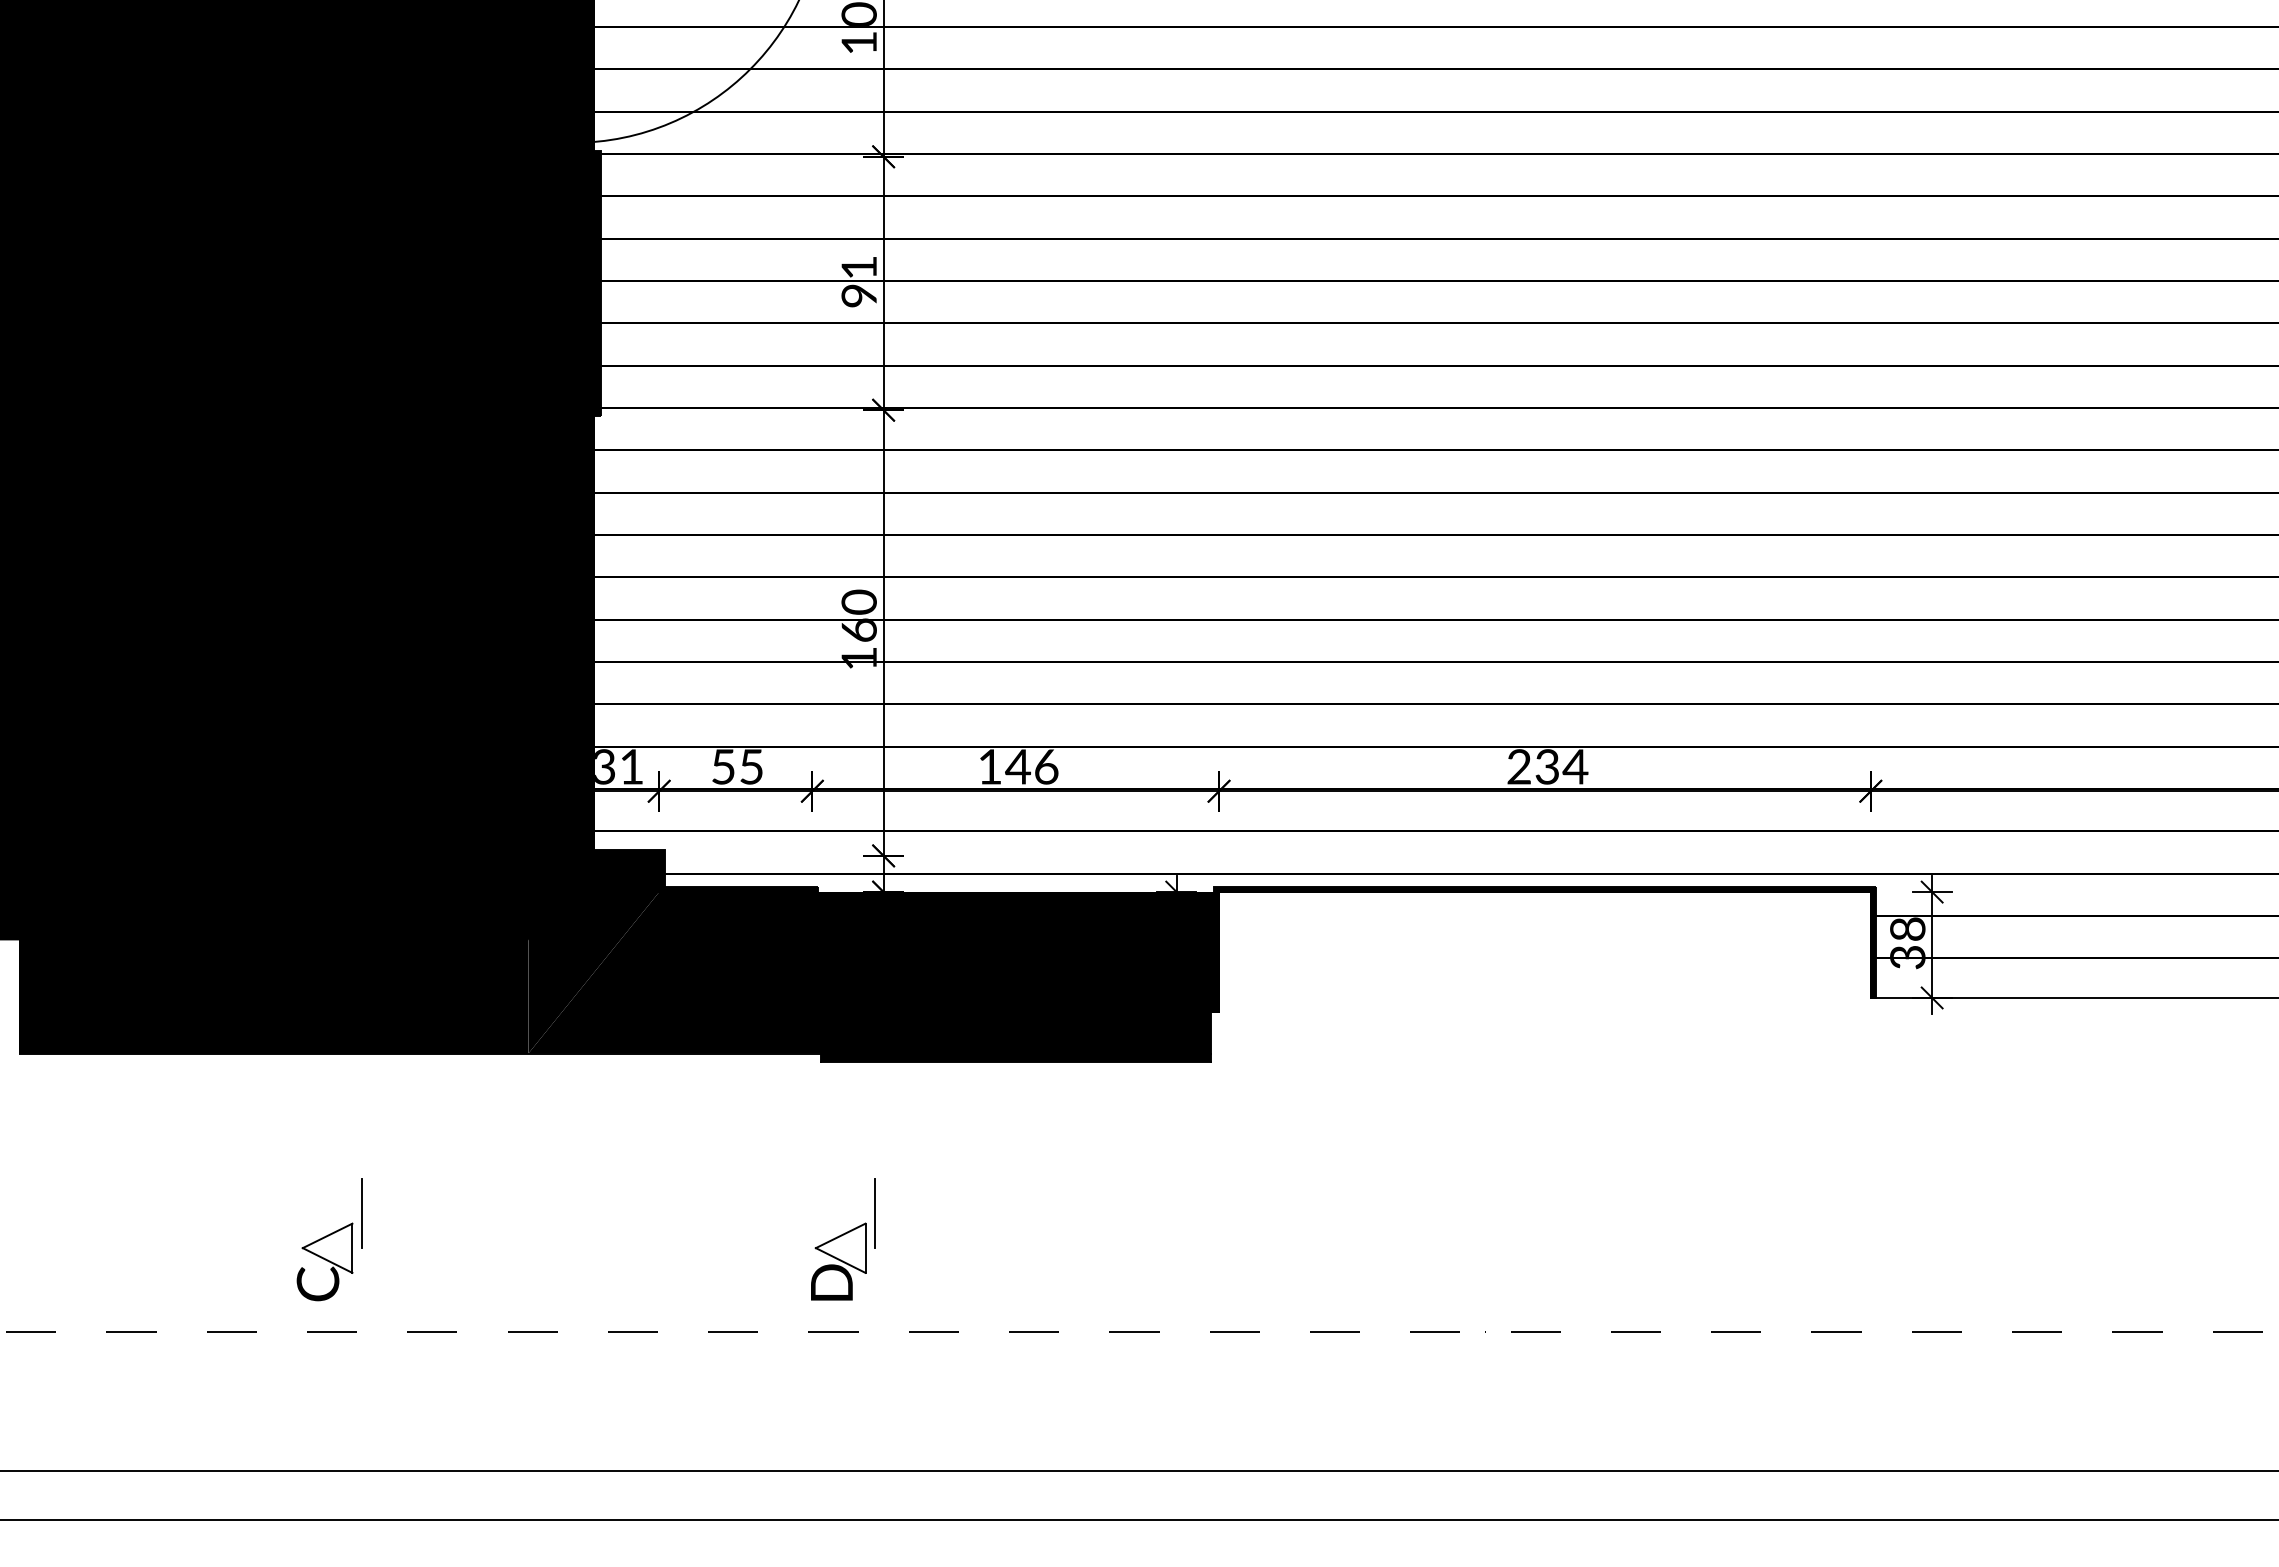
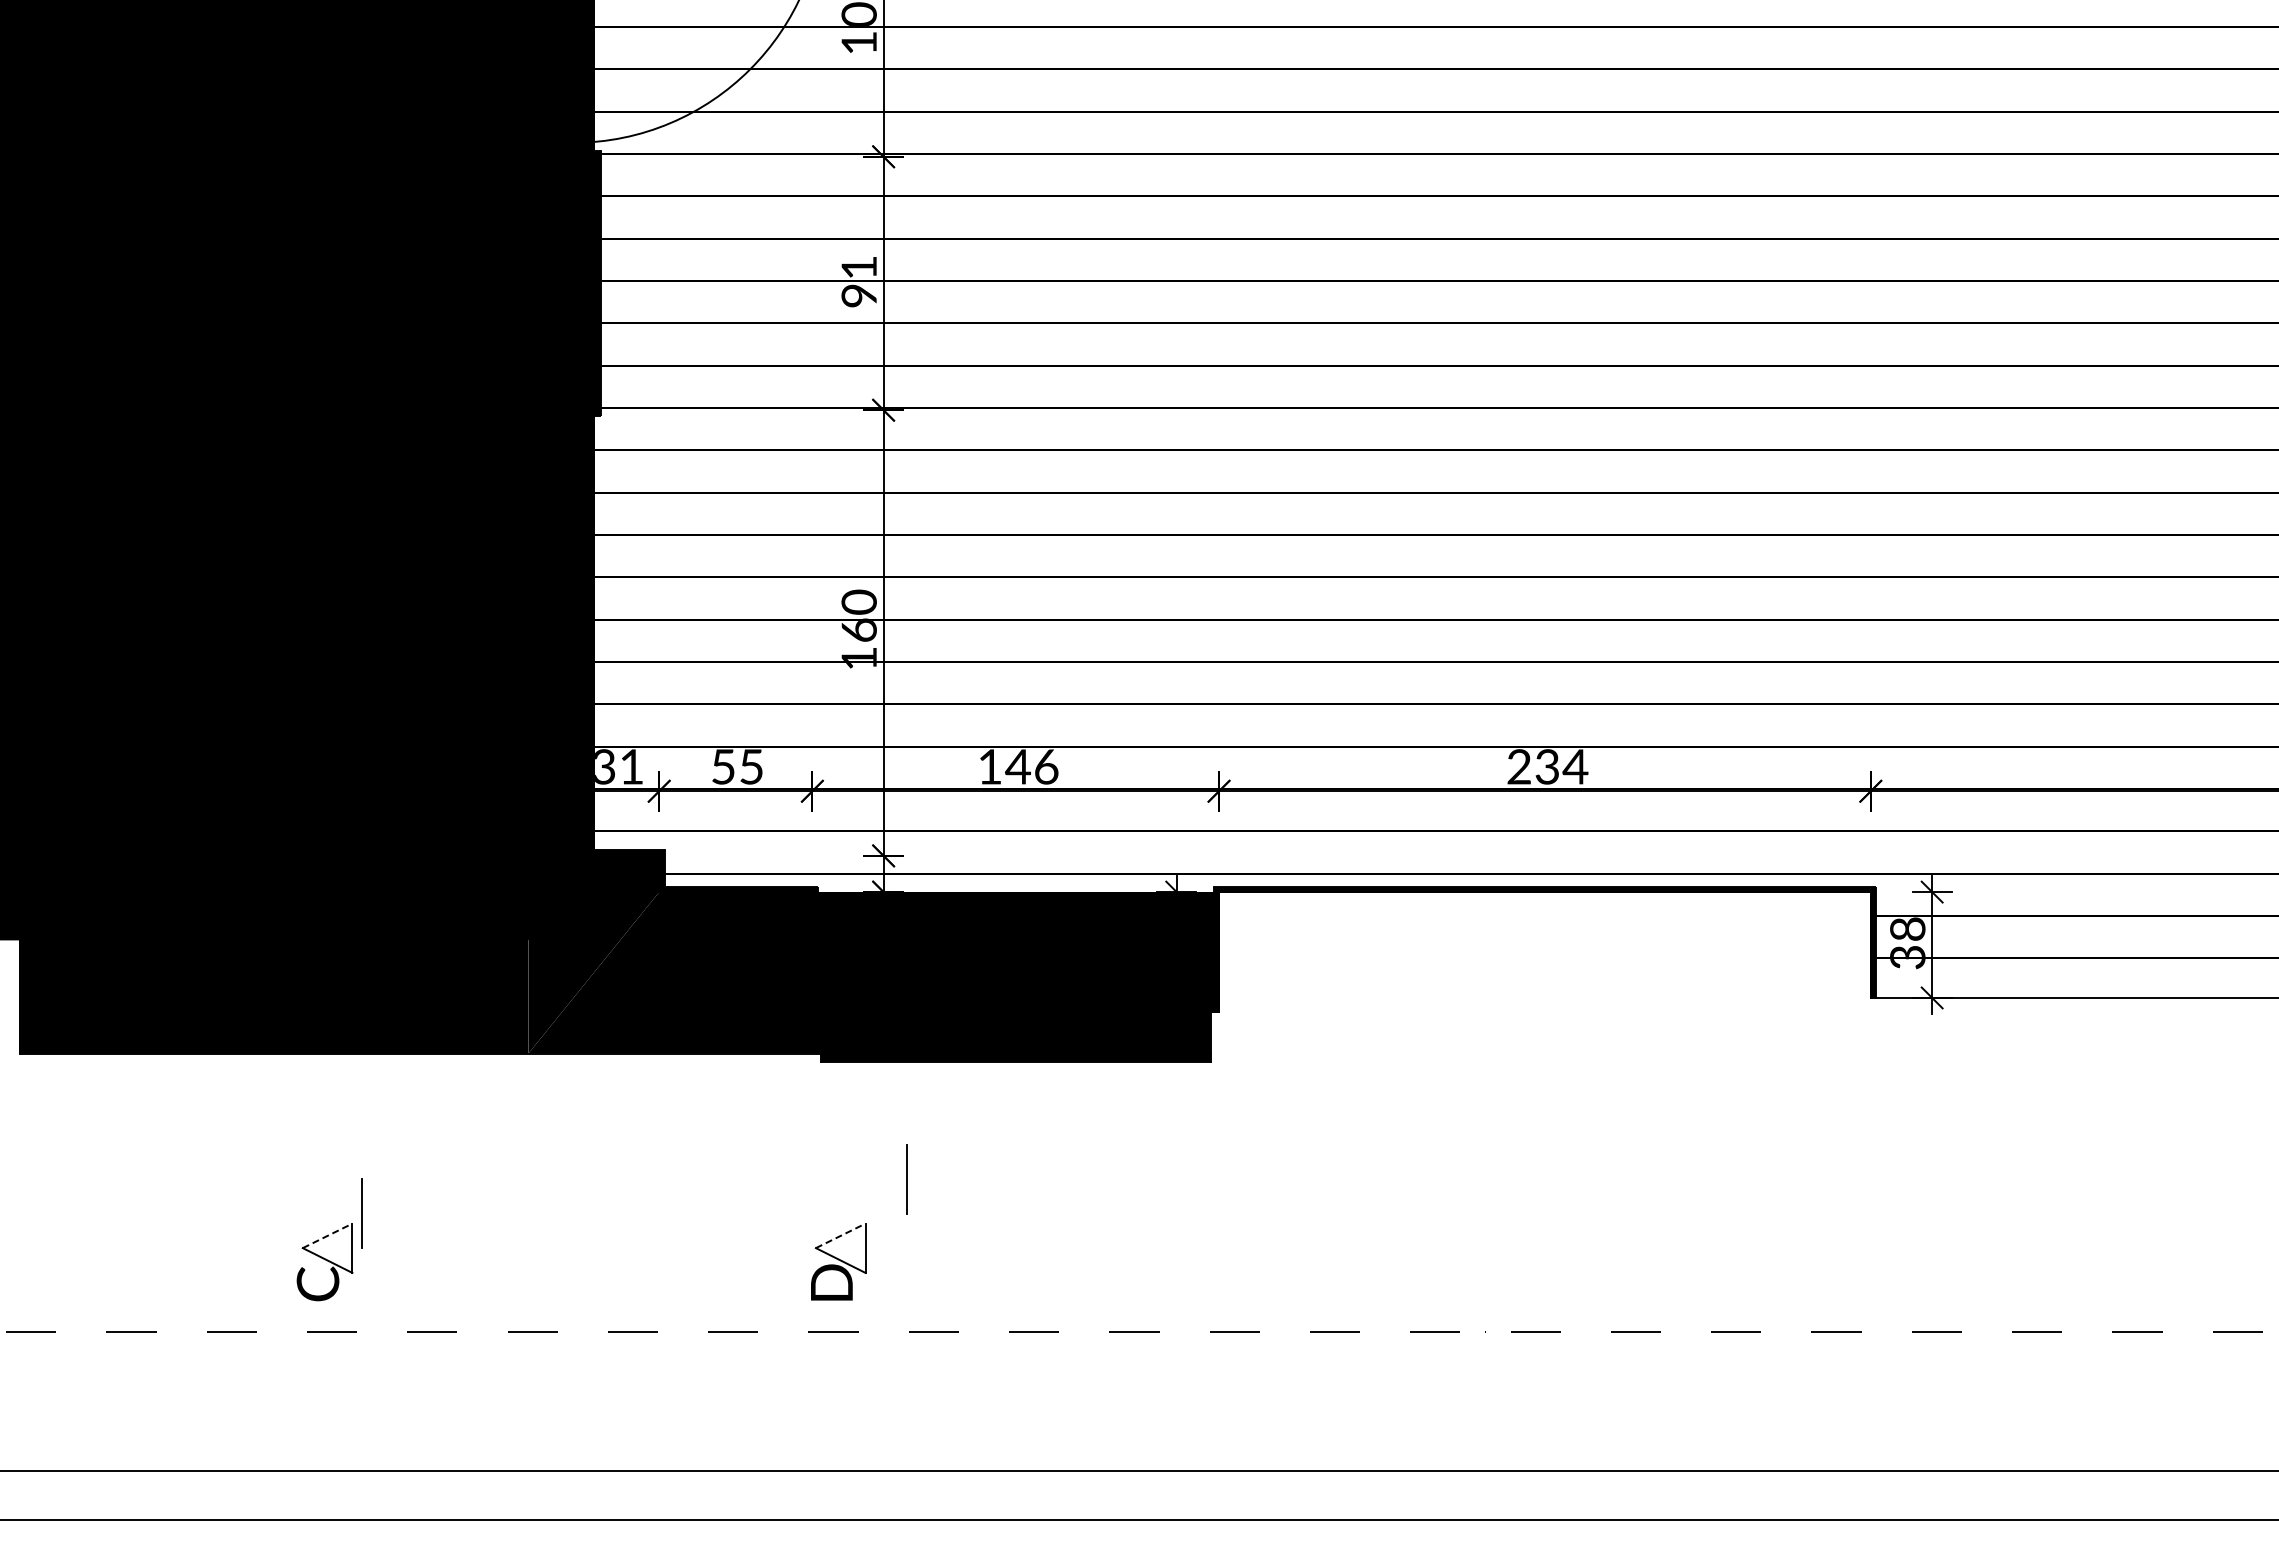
line position: (874, 1213) -> (906, 1179) (906, 1179)
line: solid -> dashed (327, 1235)
line: solid -> dashed (840, 1235)
